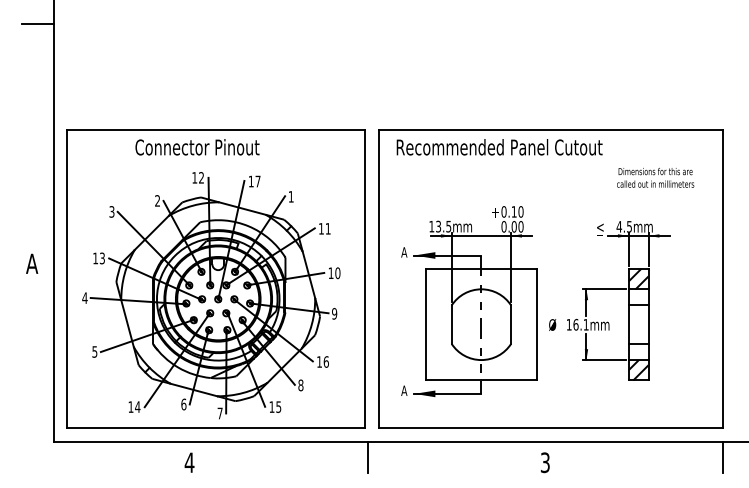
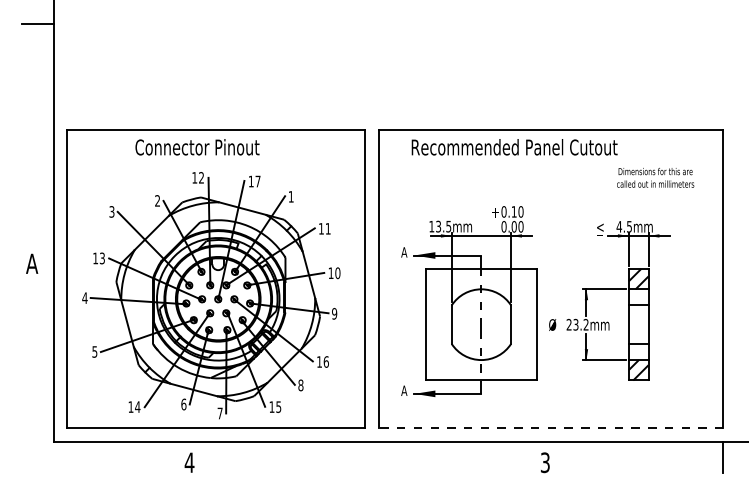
text position: (499, 147) -> (514, 147) (514, 147)
text: 16.1mm -> 23.2mm (577, 324)
line: solid -> dashed (550, 428)
line: present -> none (367, 457)
